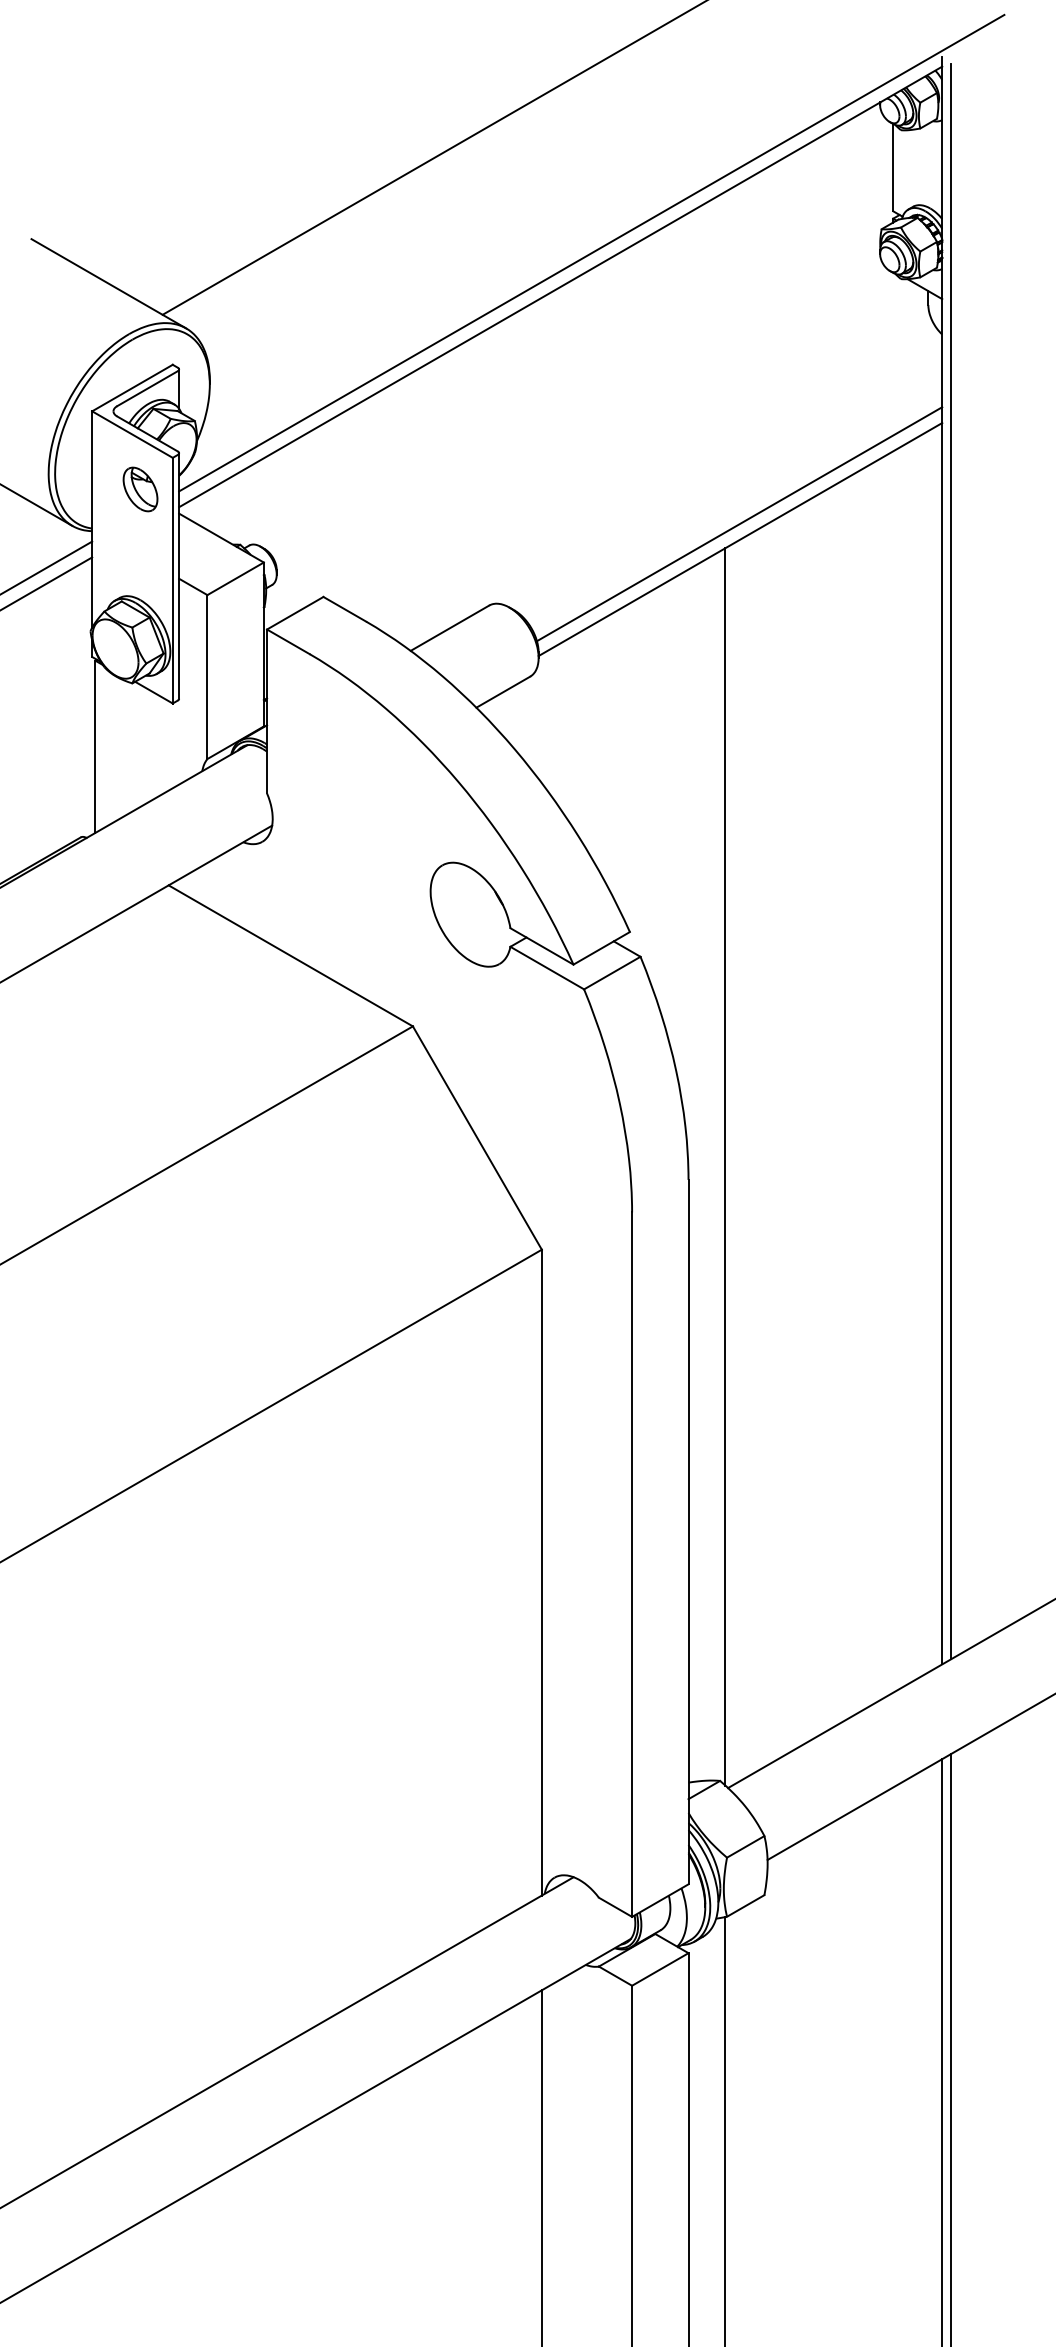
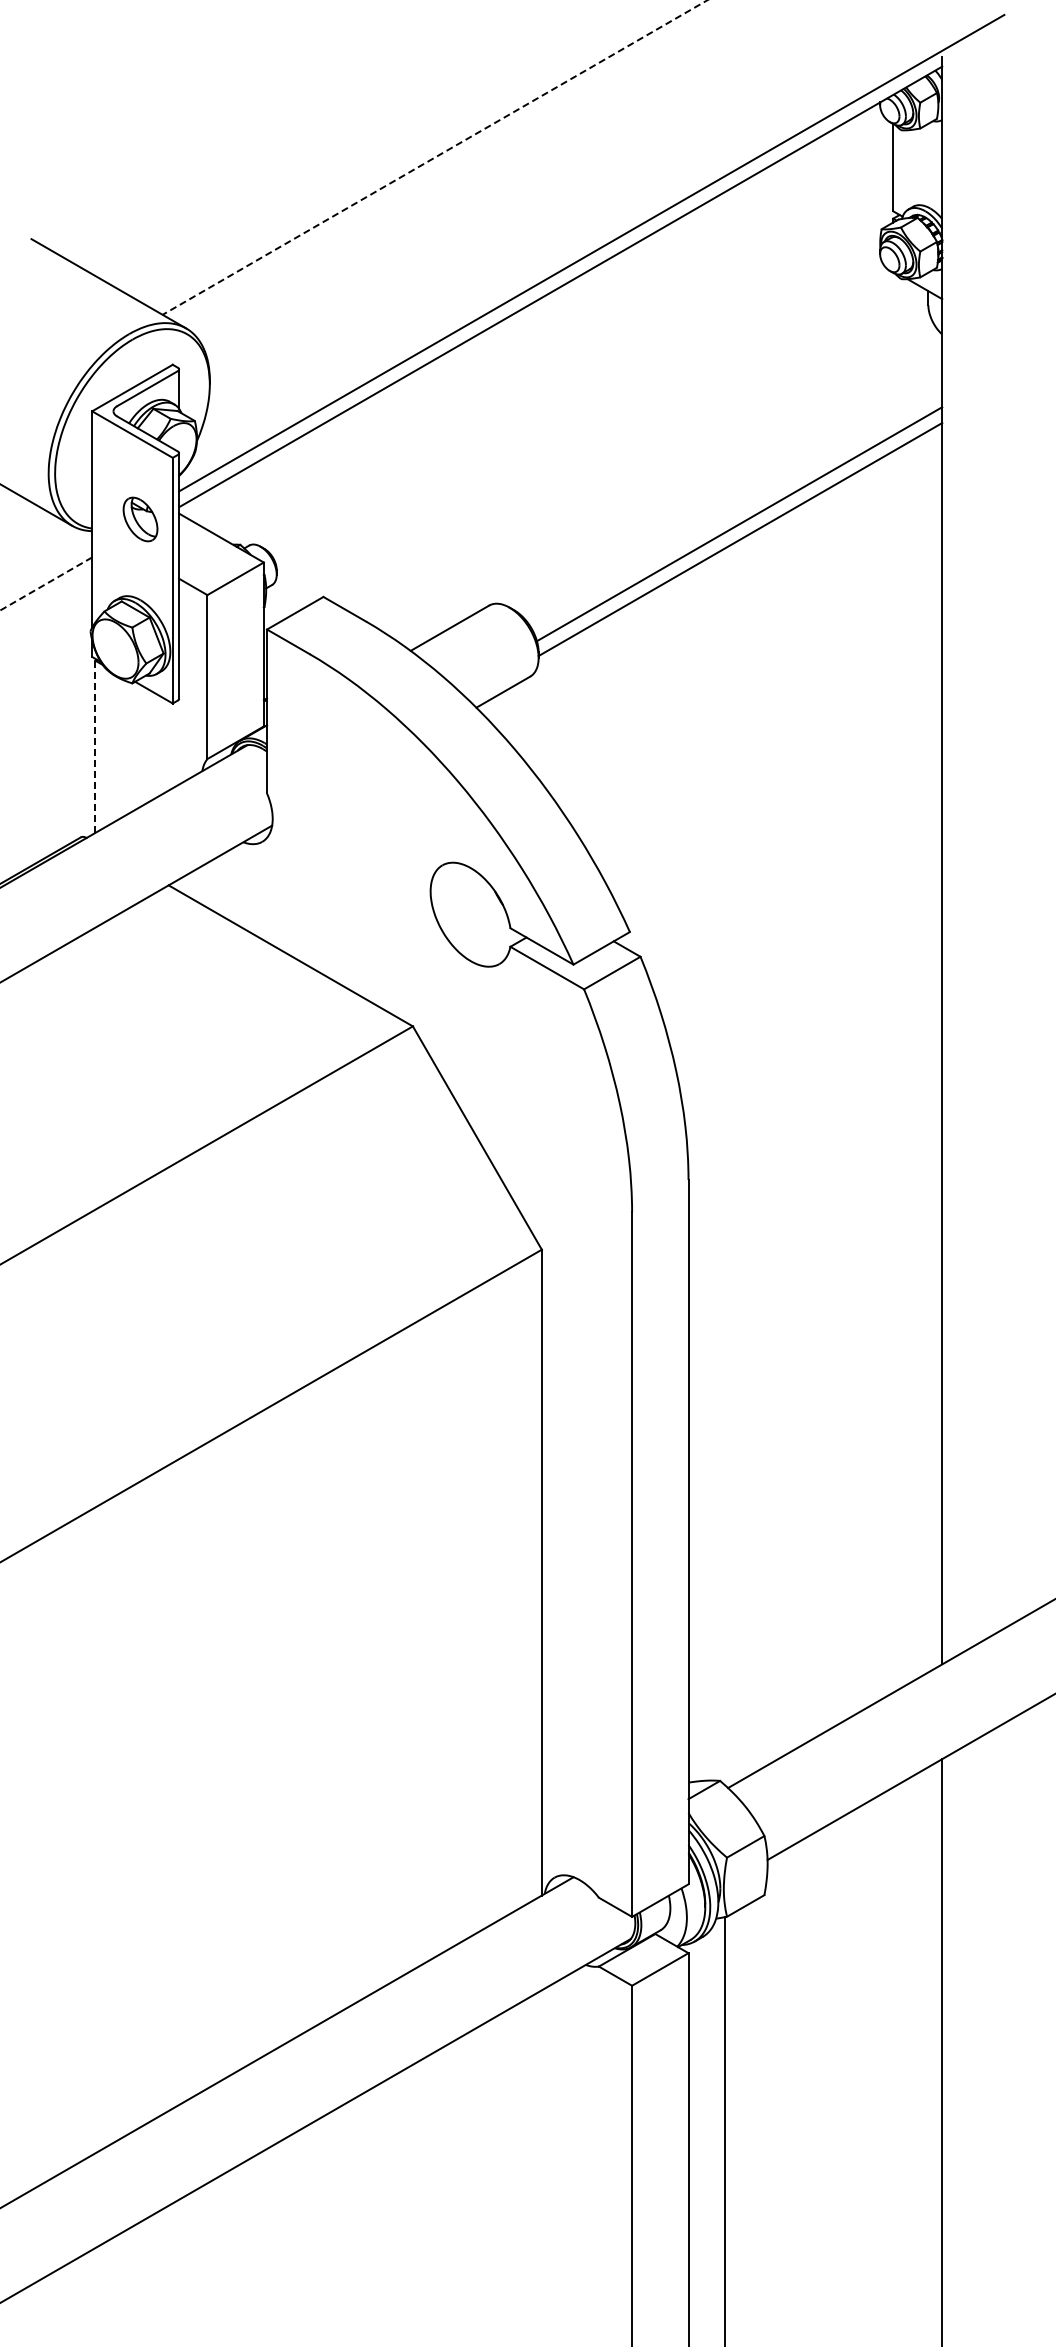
line: solid -> dashed (434, 157)
part position: (140, 489) -> (140, 519) (140, 519)
line: present -> none (47, 567)
line: solid -> dashed (46, 583)
line: solid -> dashed (95, 747)
line: present -> none (951, 861)
line: present -> none (725, 1166)
line: present -> none (951, 2048)
line: present -> none (541, 2166)
